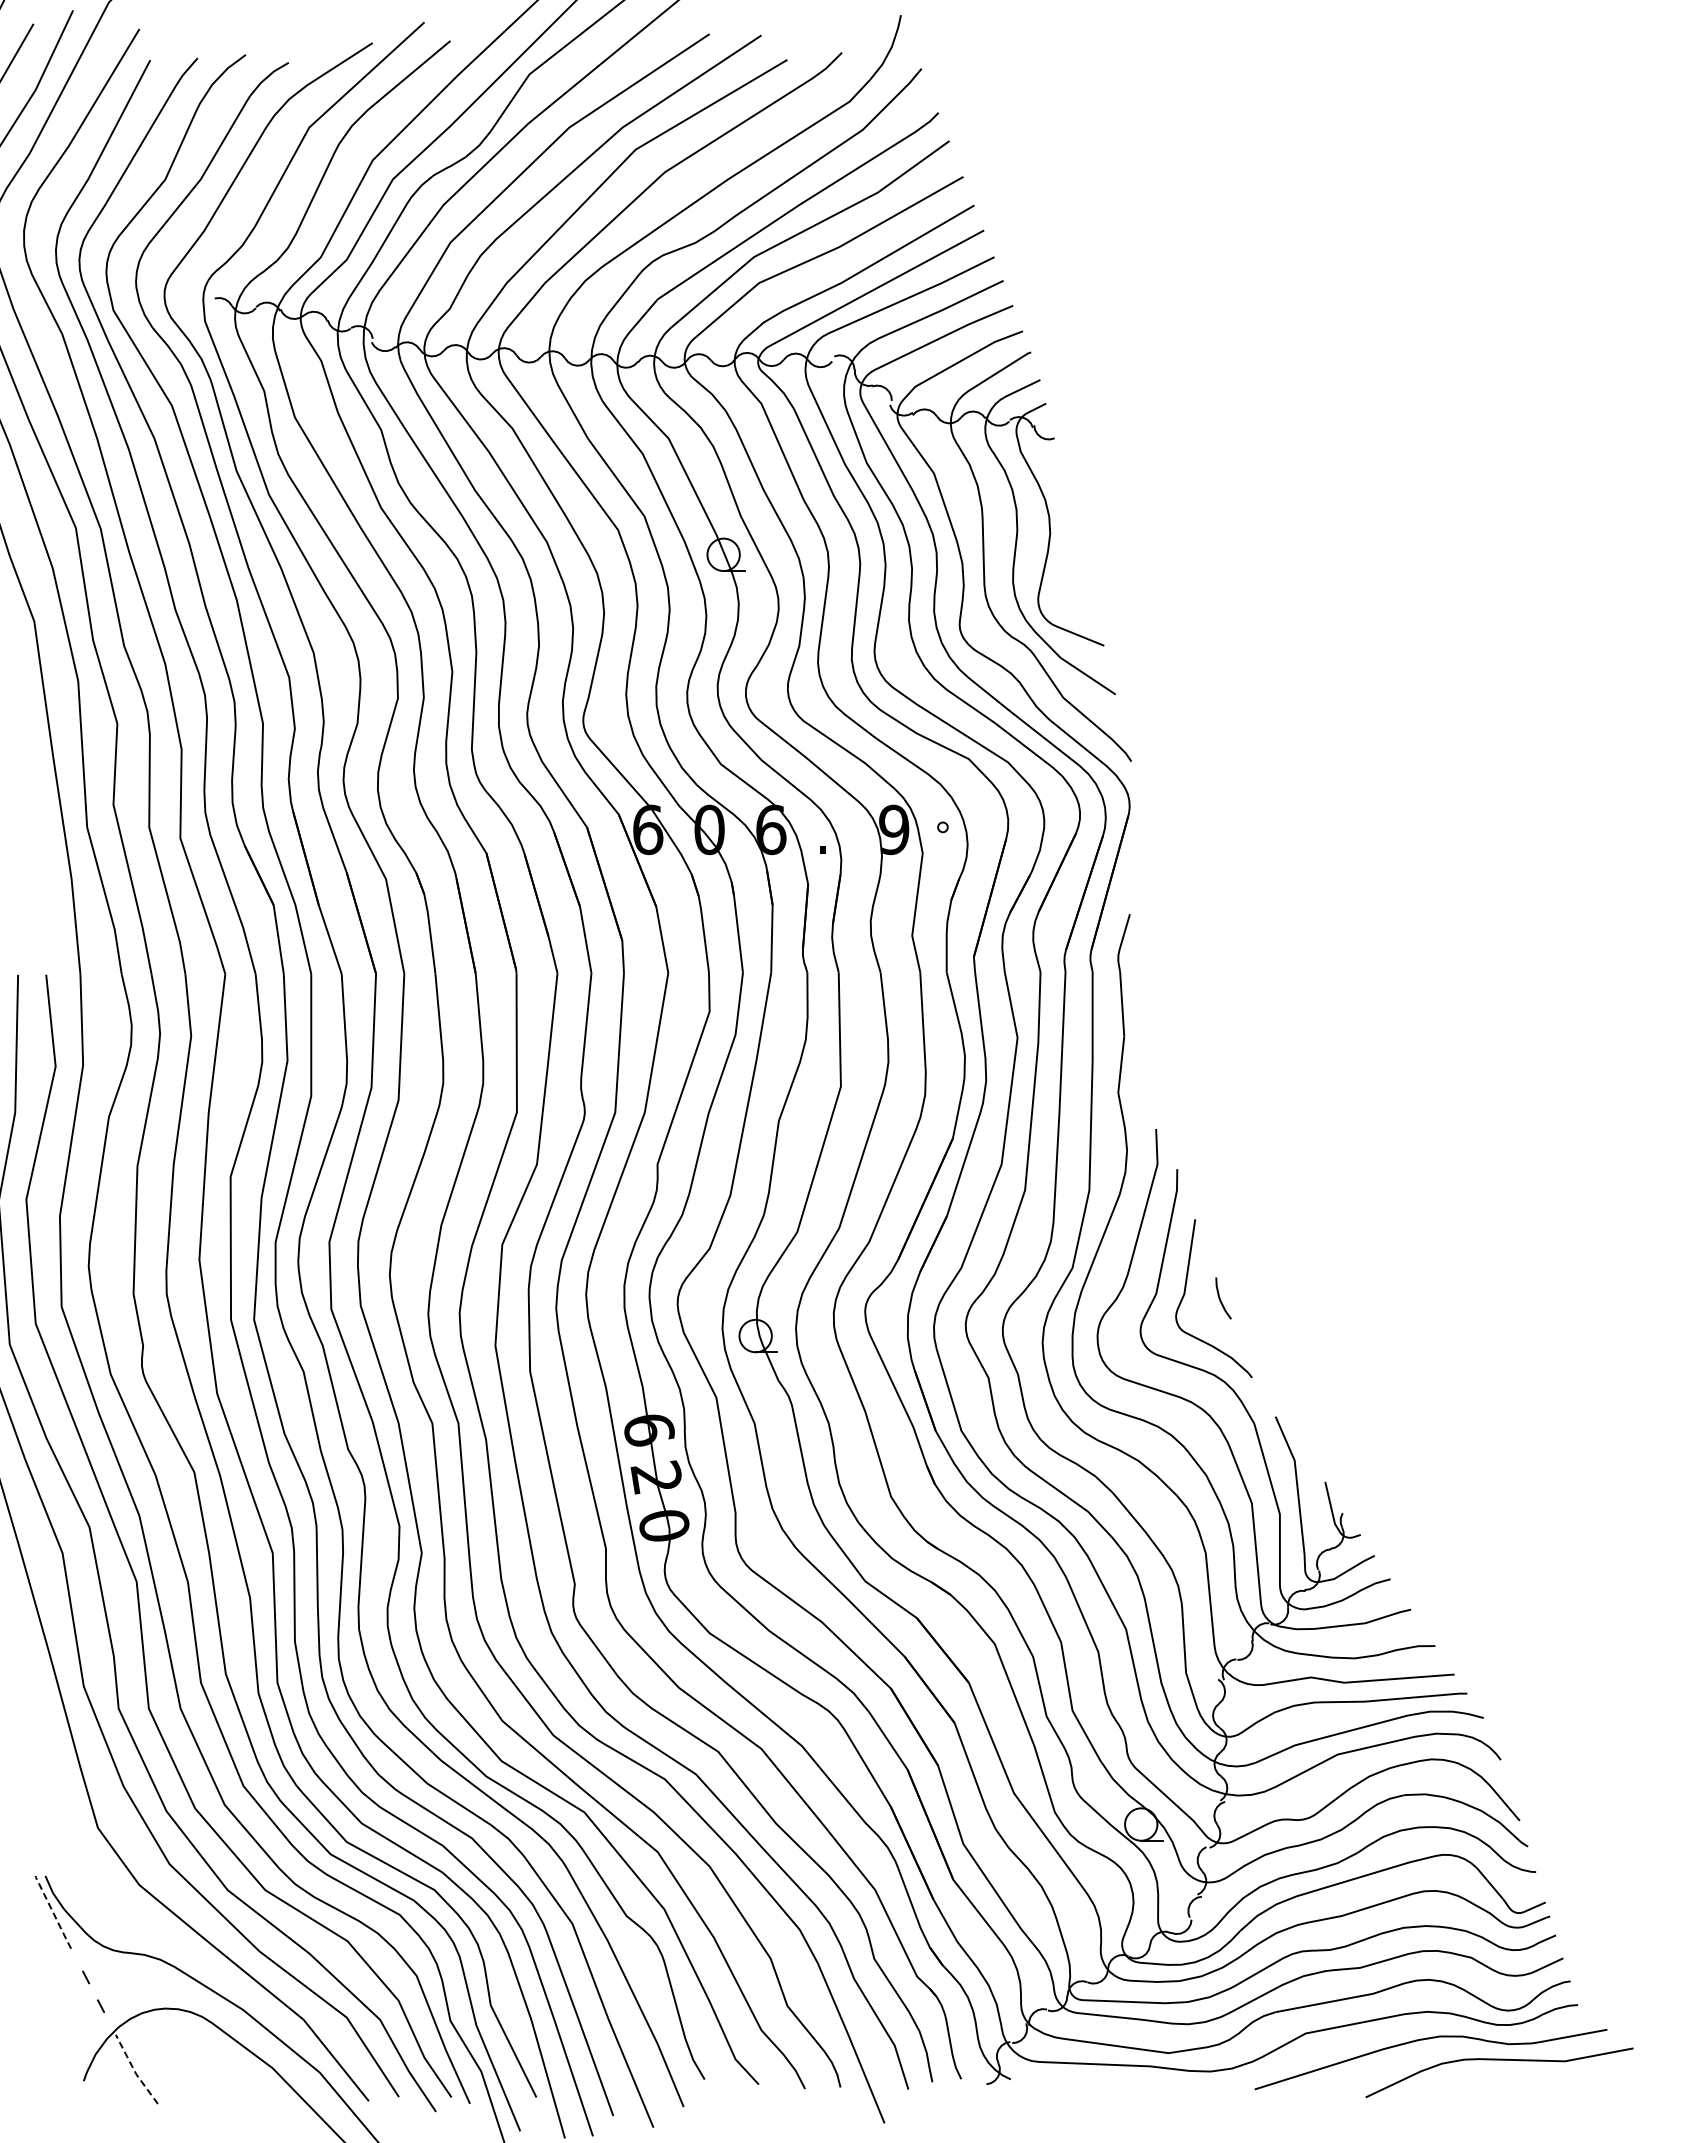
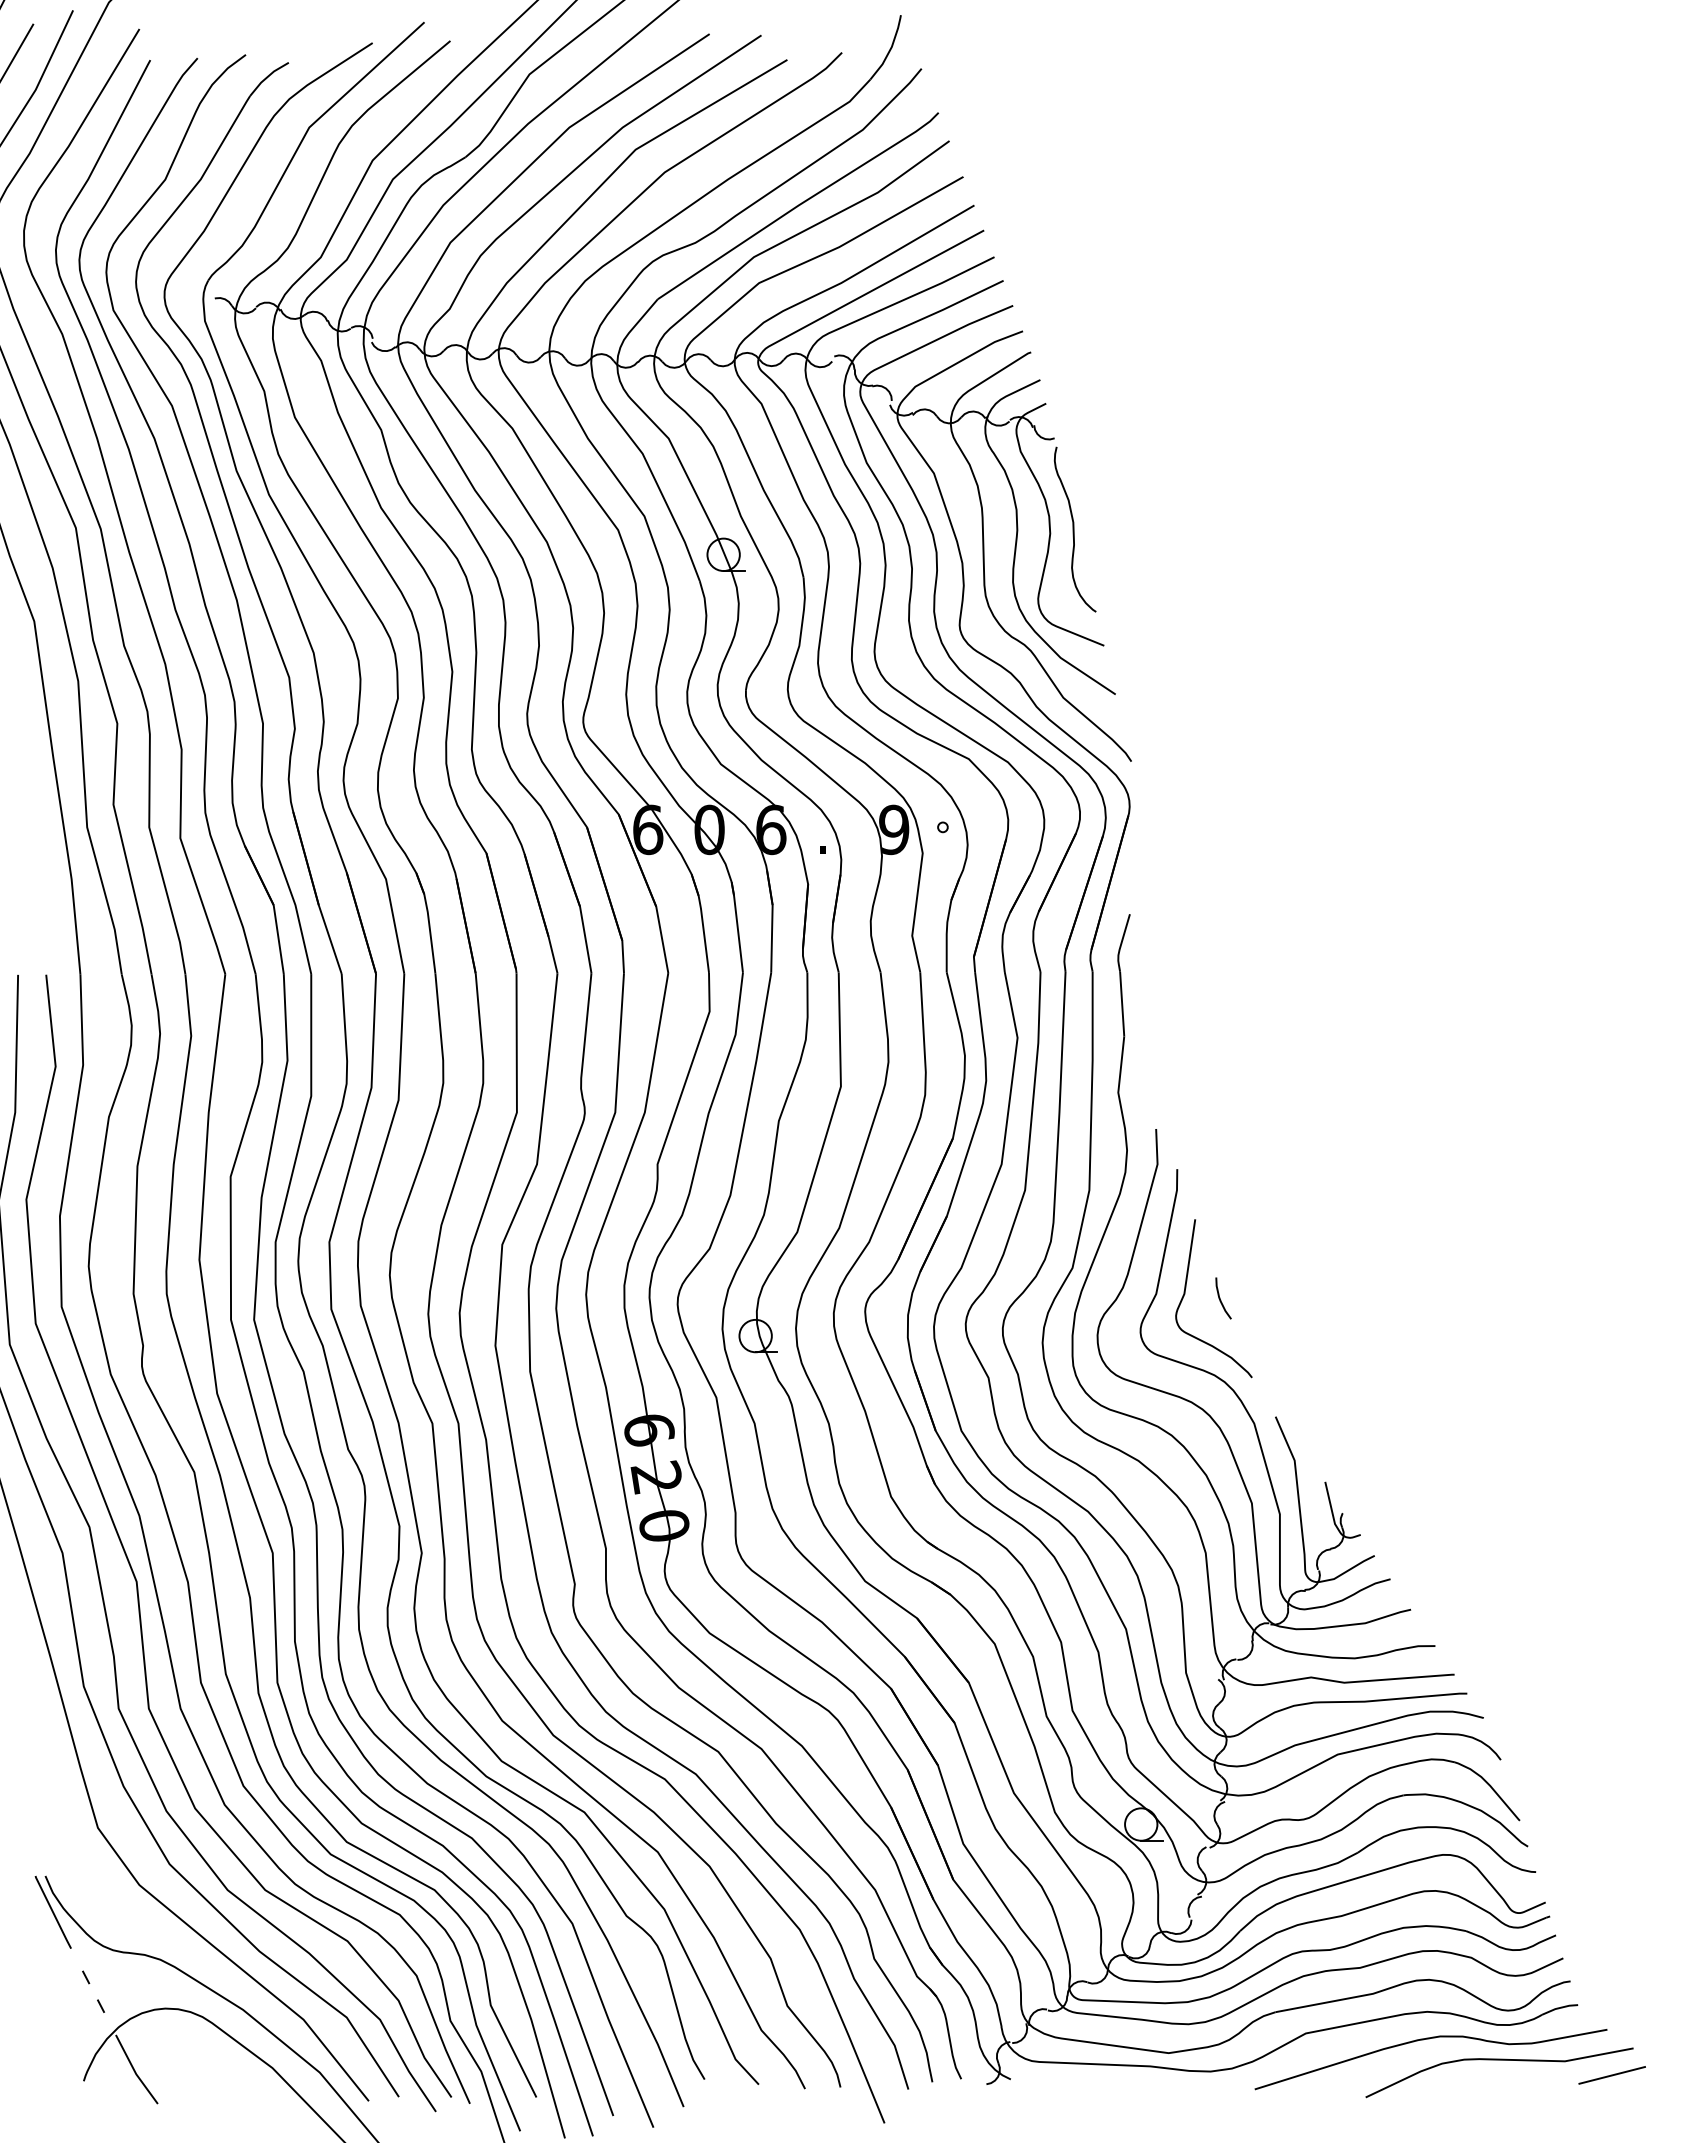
curve: none -> present (1074, 529)
line: dashed -> solid (53, 1912)
line: dashed -> solid (134, 2070)
line: none -> present (1611, 2075)
